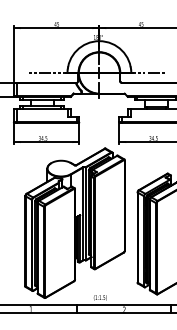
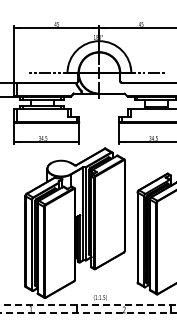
line: solid -> dashed (88, 304)
line: solid -> dashed (88, 313)
